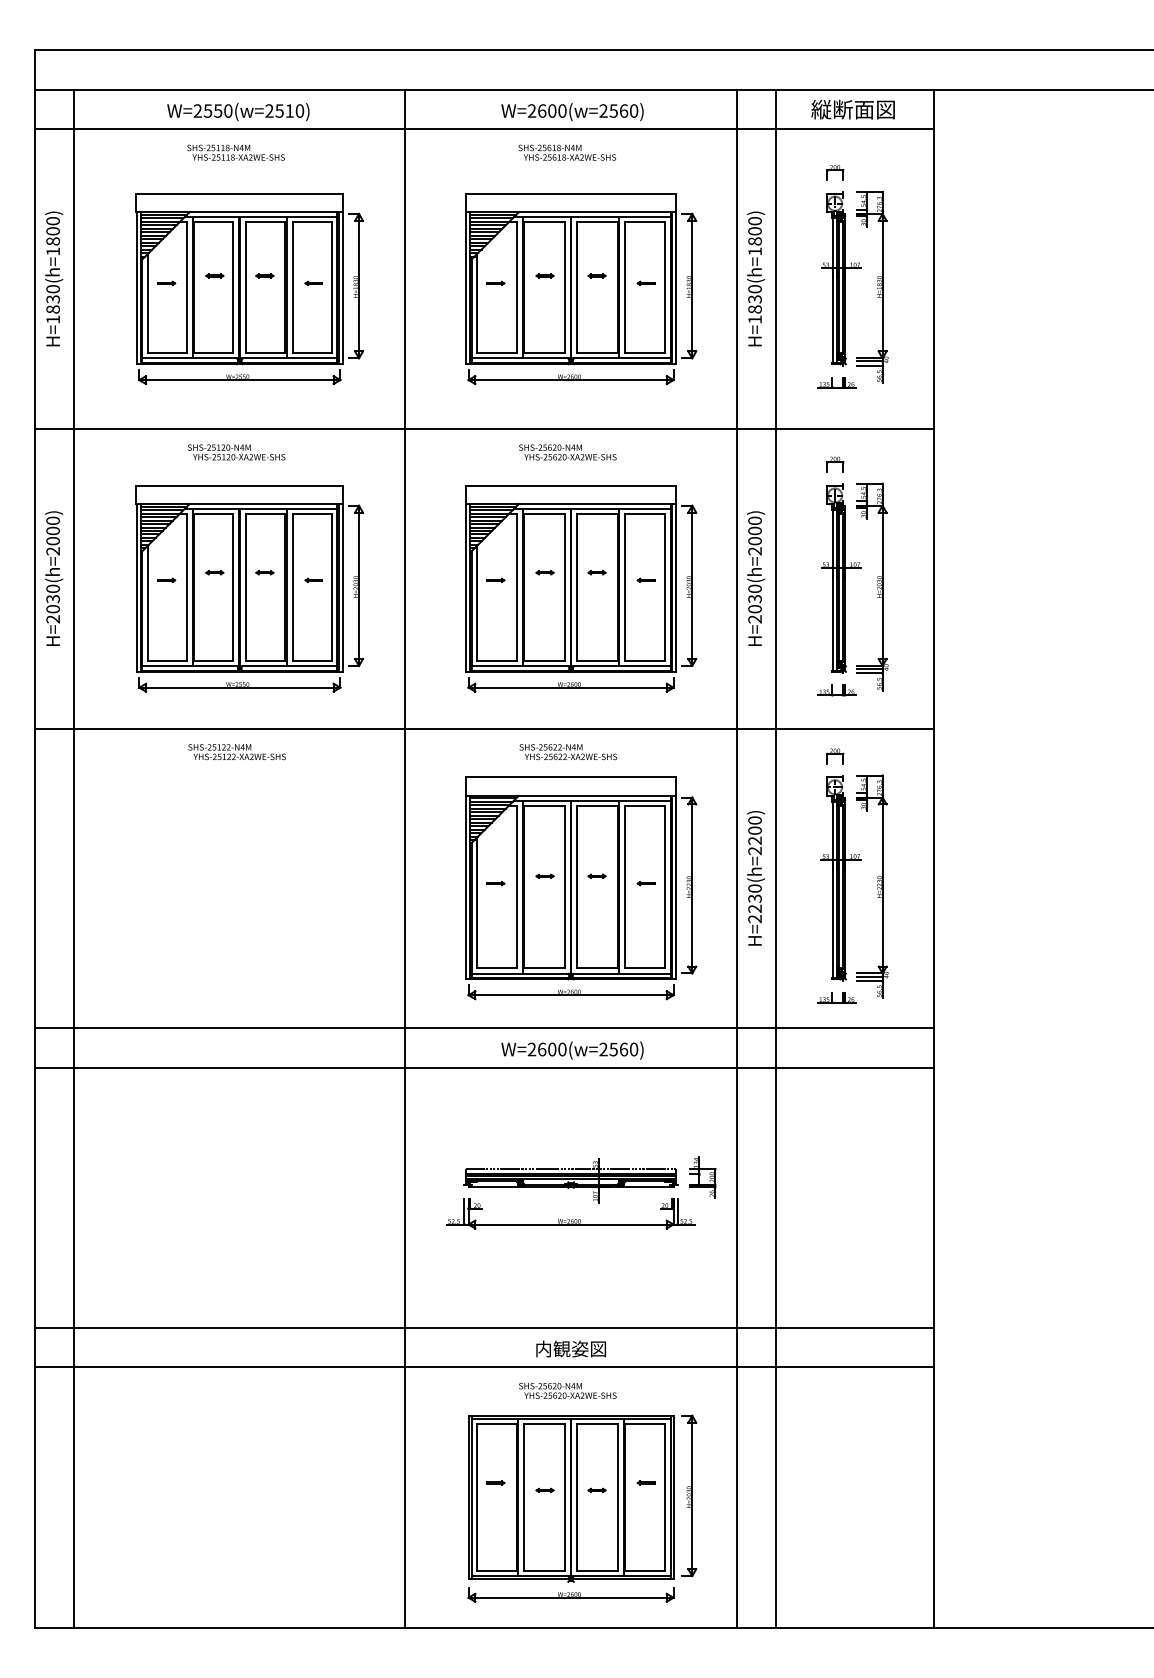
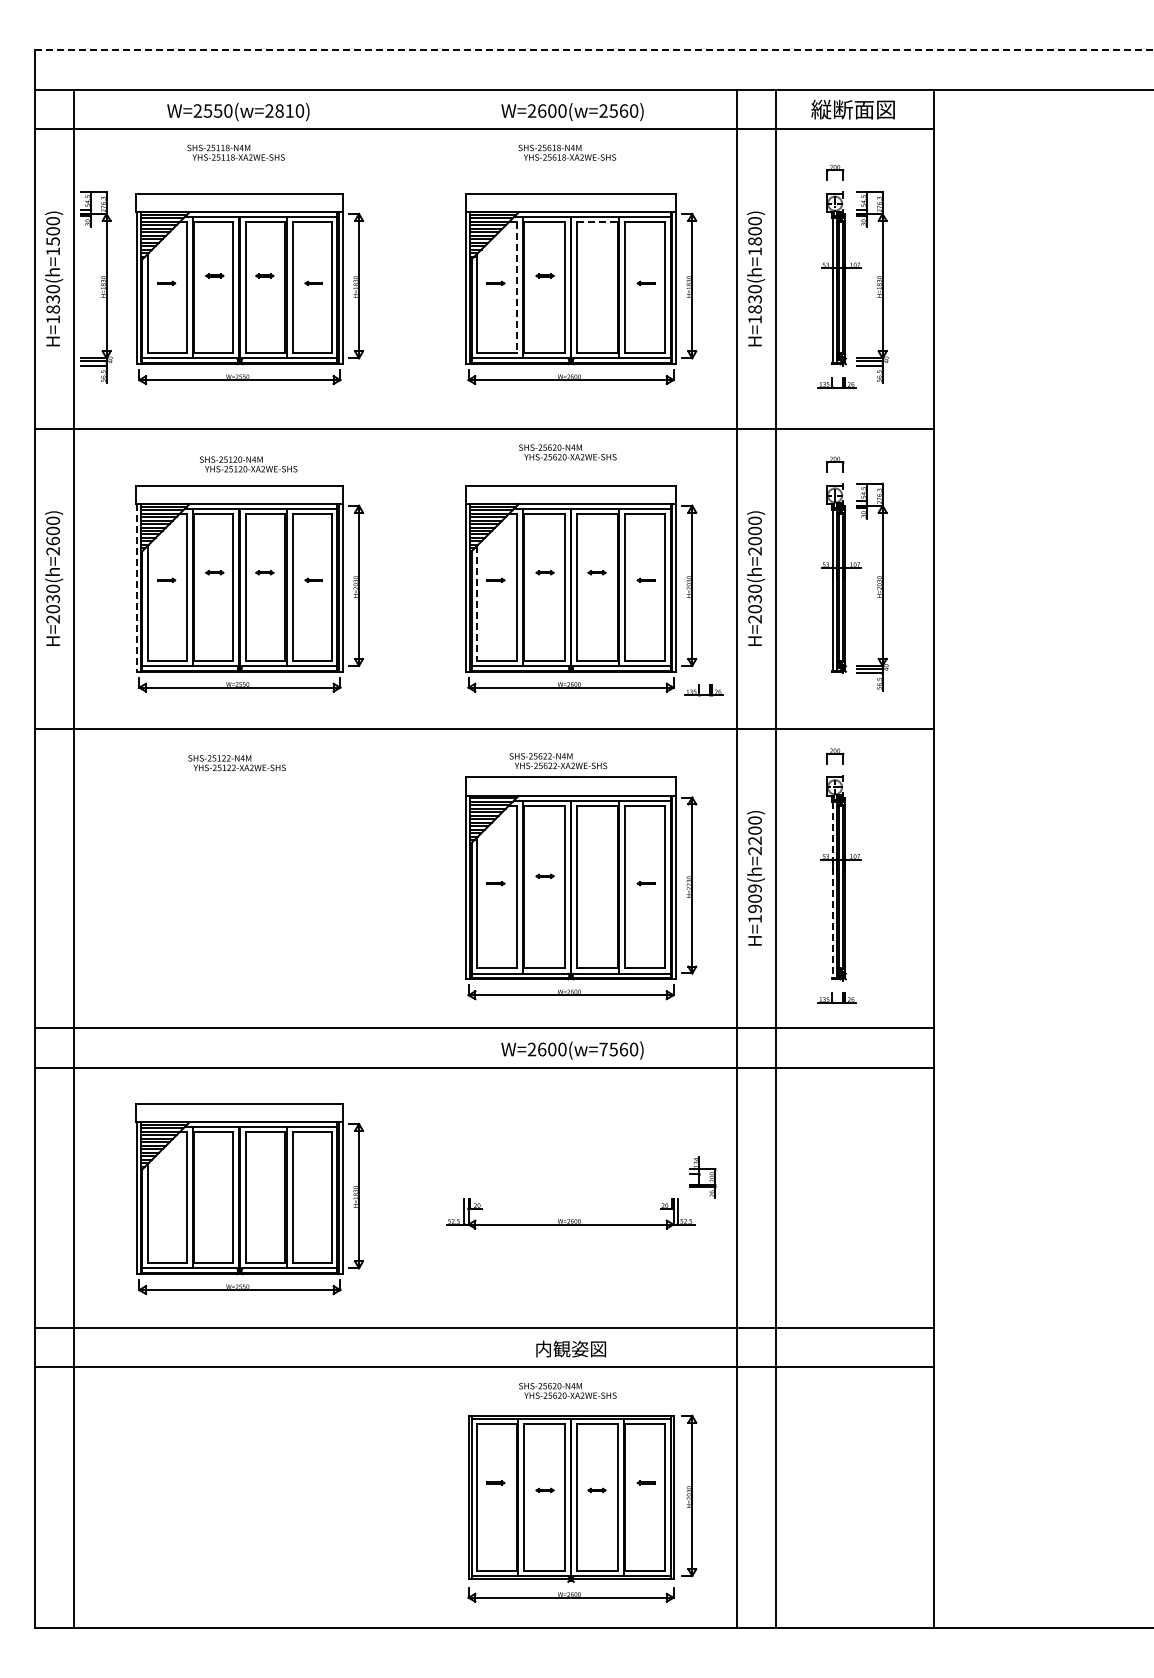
line: solid -> dashed (594, 50)
text: W=2550(w=2510) -> W=2550(w=2810) (279, 110)
line: solid -> dashed (598, 222)
text: H=1830(h=1800) -> H=1830(h=1500) (52, 241)
part: present -> none (596, 275)
part: none -> present (96, 286)
line: solid -> dashed (517, 288)
text position: (236, 452) -> (248, 464) (248, 464)
text: H=2030(h=2000) -> H=2030(h=2600) (52, 540)
line: solid -> dashed (136, 588)
line: solid -> dashed (476, 603)
part position: (836, 690) -> (703, 690) (703, 690)
text position: (236, 752) -> (236, 763) (236, 763)
text position: (568, 752) -> (558, 761) (558, 761)
line: present -> none (405, 858)
part: present -> none (596, 875)
part: present -> none (872, 886)
line: solid -> dashed (832, 890)
text: H=2230(h=2200) -> H=1909(h=2200) (754, 903)
text: W=2600(w=2560) -> W=2600(w=7560) (603, 1049)
part: present -> none (570, 1180)
part: none -> present (249, 1199)
